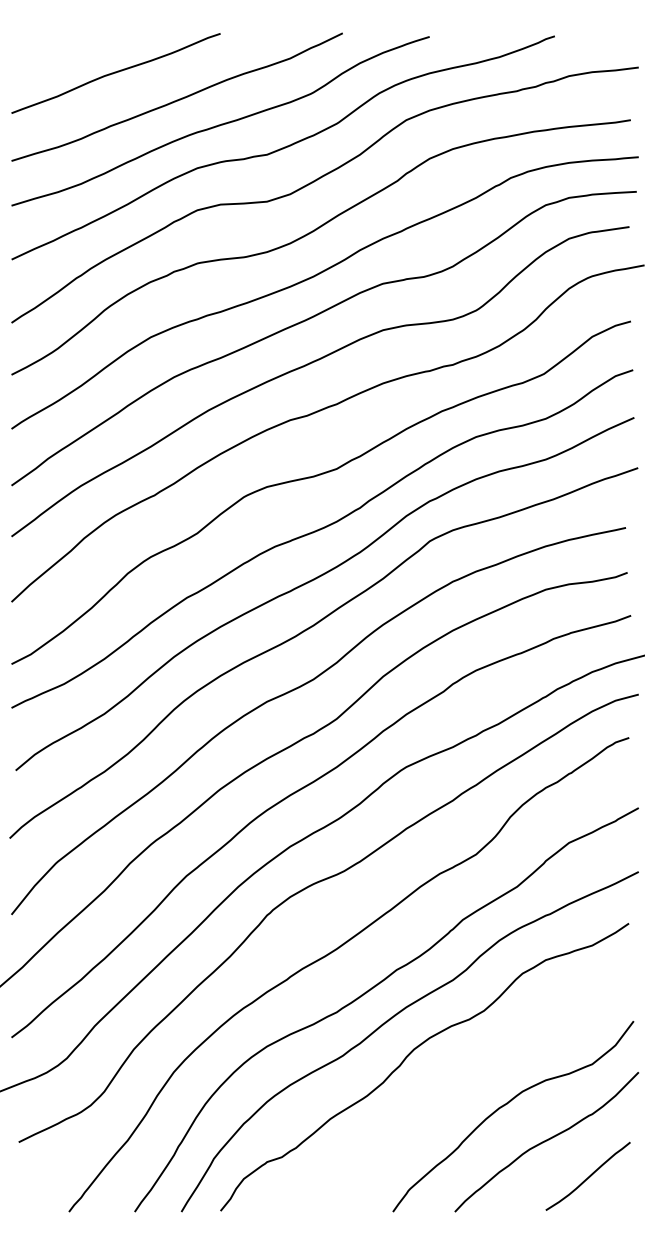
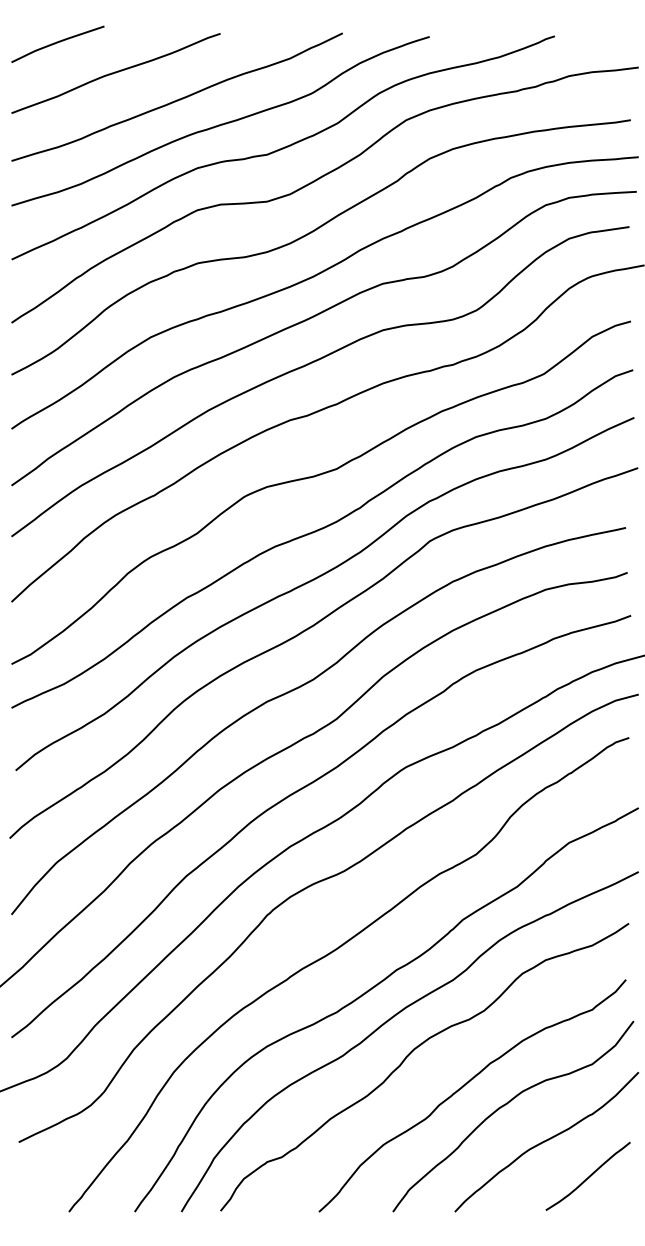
curve: none -> present (57, 43)
curve: none -> present (464, 1086)
